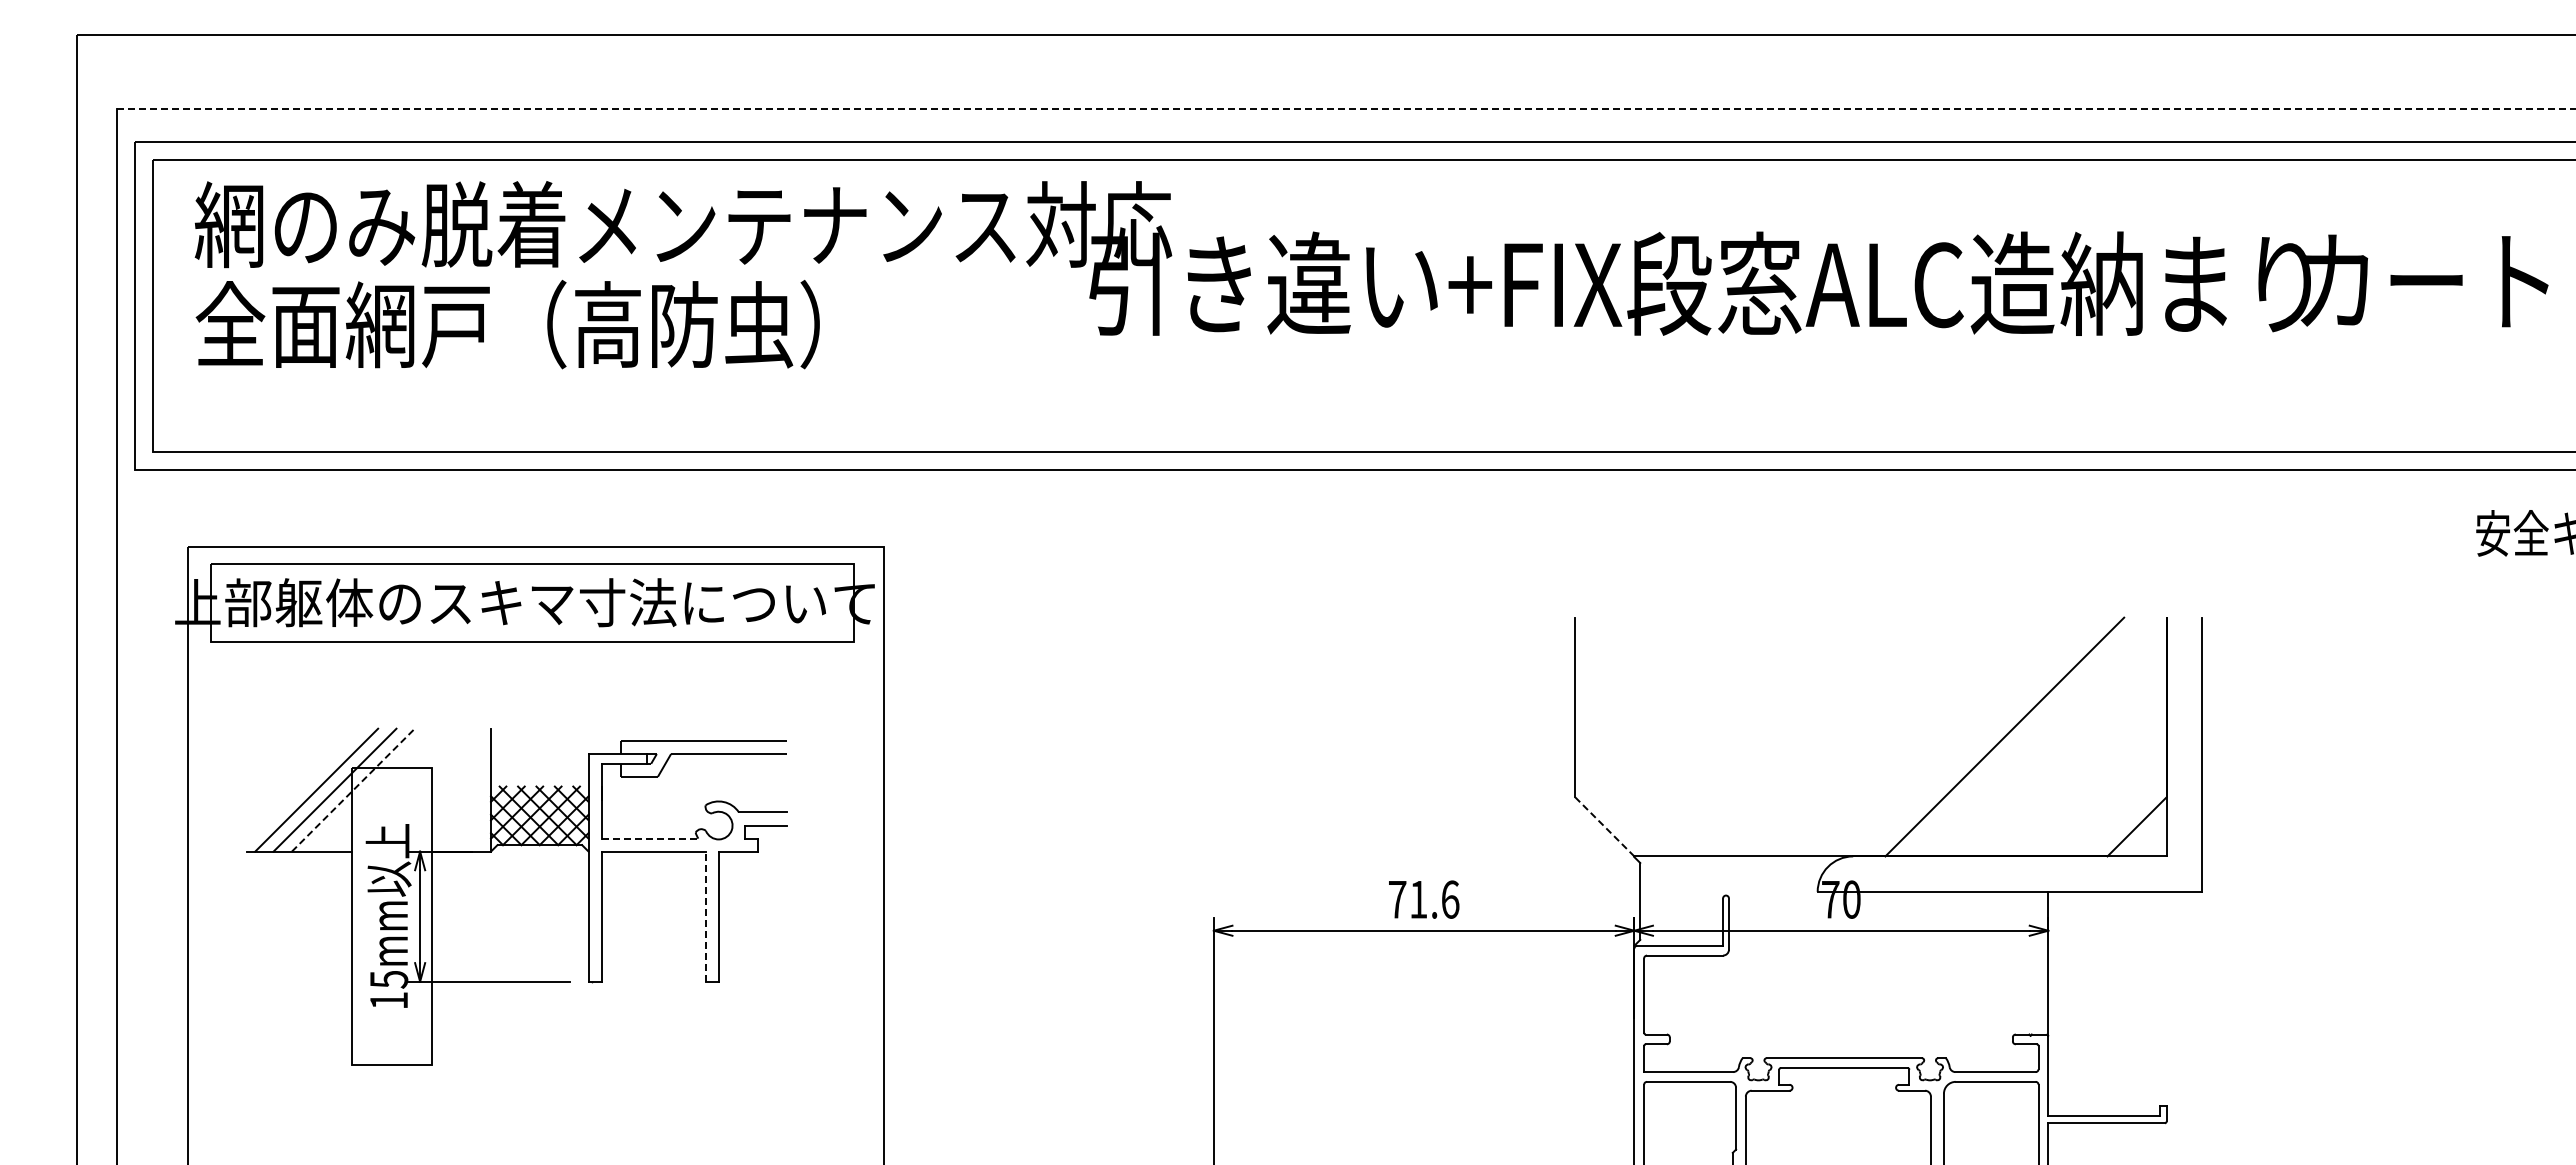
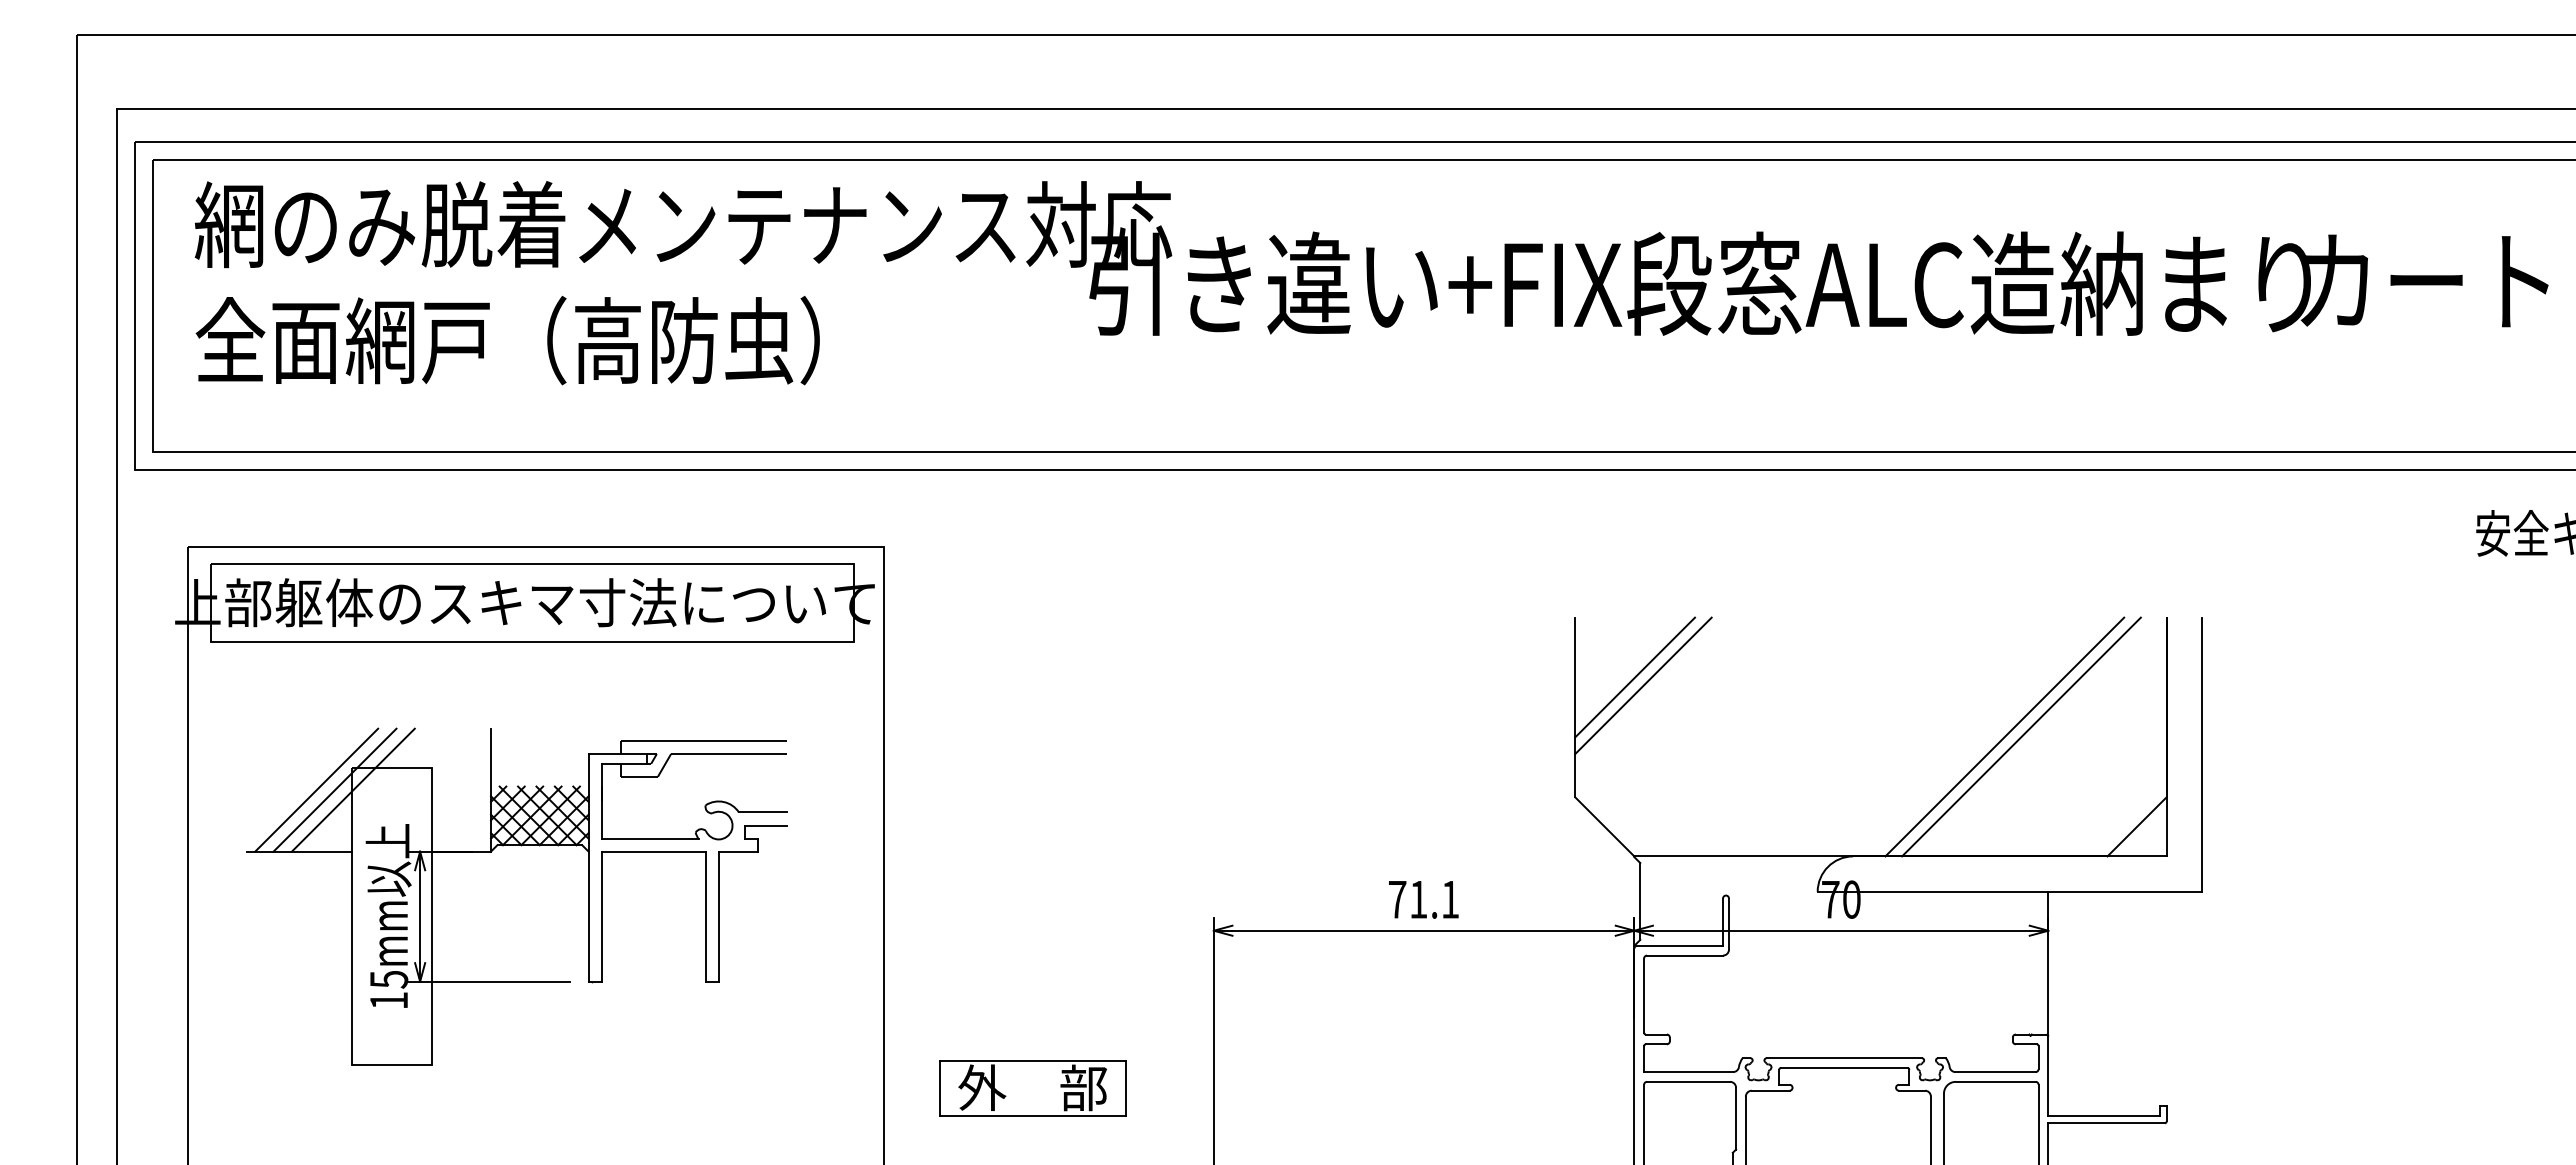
line: dashed -> solid (1346, 109)
text position: (507, 324) -> (507, 340) (507, 340)
line: none -> present (1635, 677)
line: none -> present (1643, 685)
line: none -> present (2021, 736)
line: dashed -> solid (353, 790)
line: dashed -> solid (1604, 826)
line: dashed -> solid (650, 838)
text: 71.6 -> 71.1 (1450, 899)
line: dashed -> solid (705, 916)
part: none -> present (1032, 1088)
